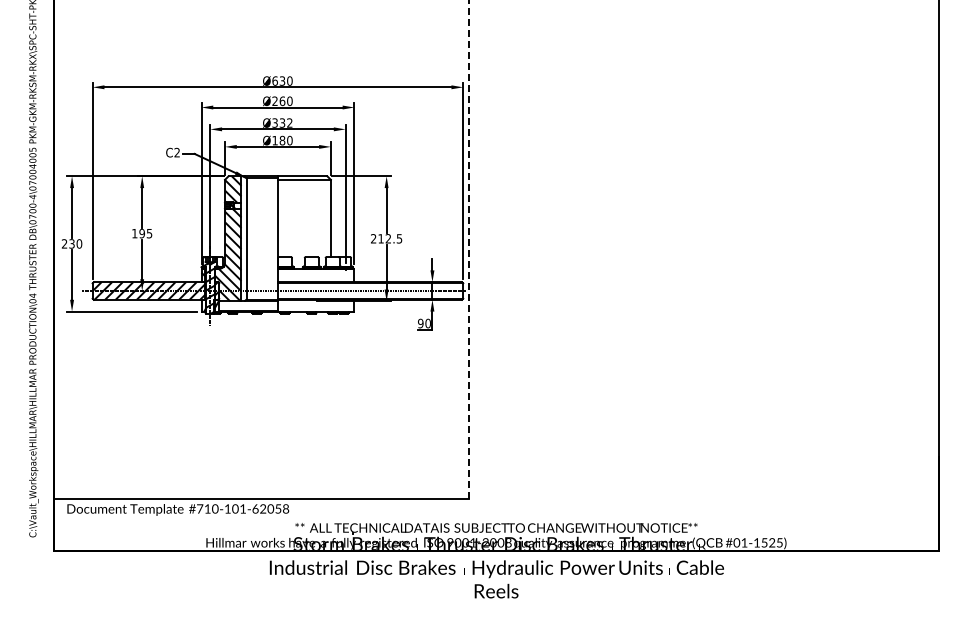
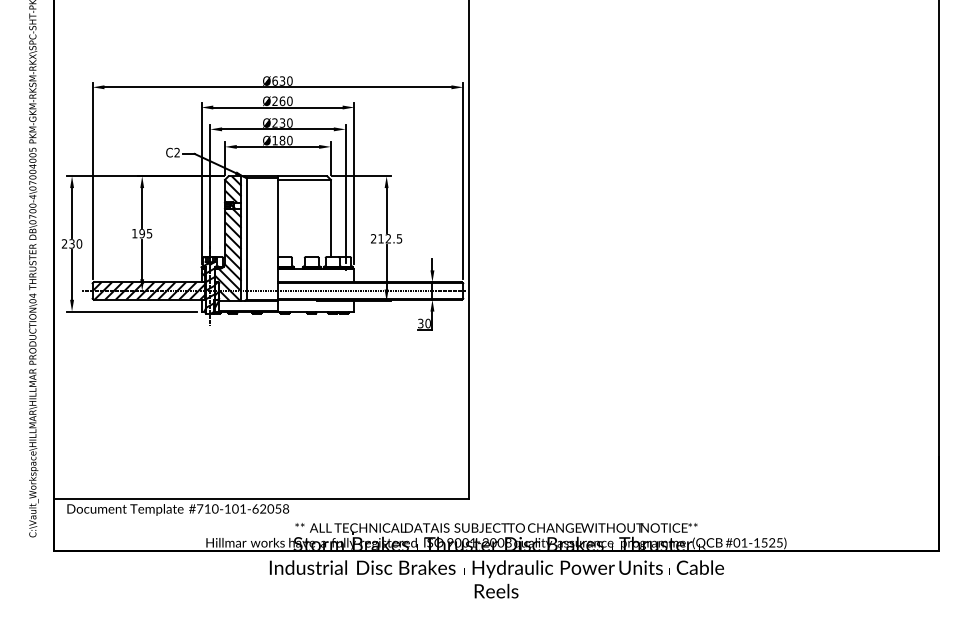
text: Ø332 -> Ø230 (282, 122)
line: dashed -> solid (468, 249)
text: 90 -> 30 (420, 323)
